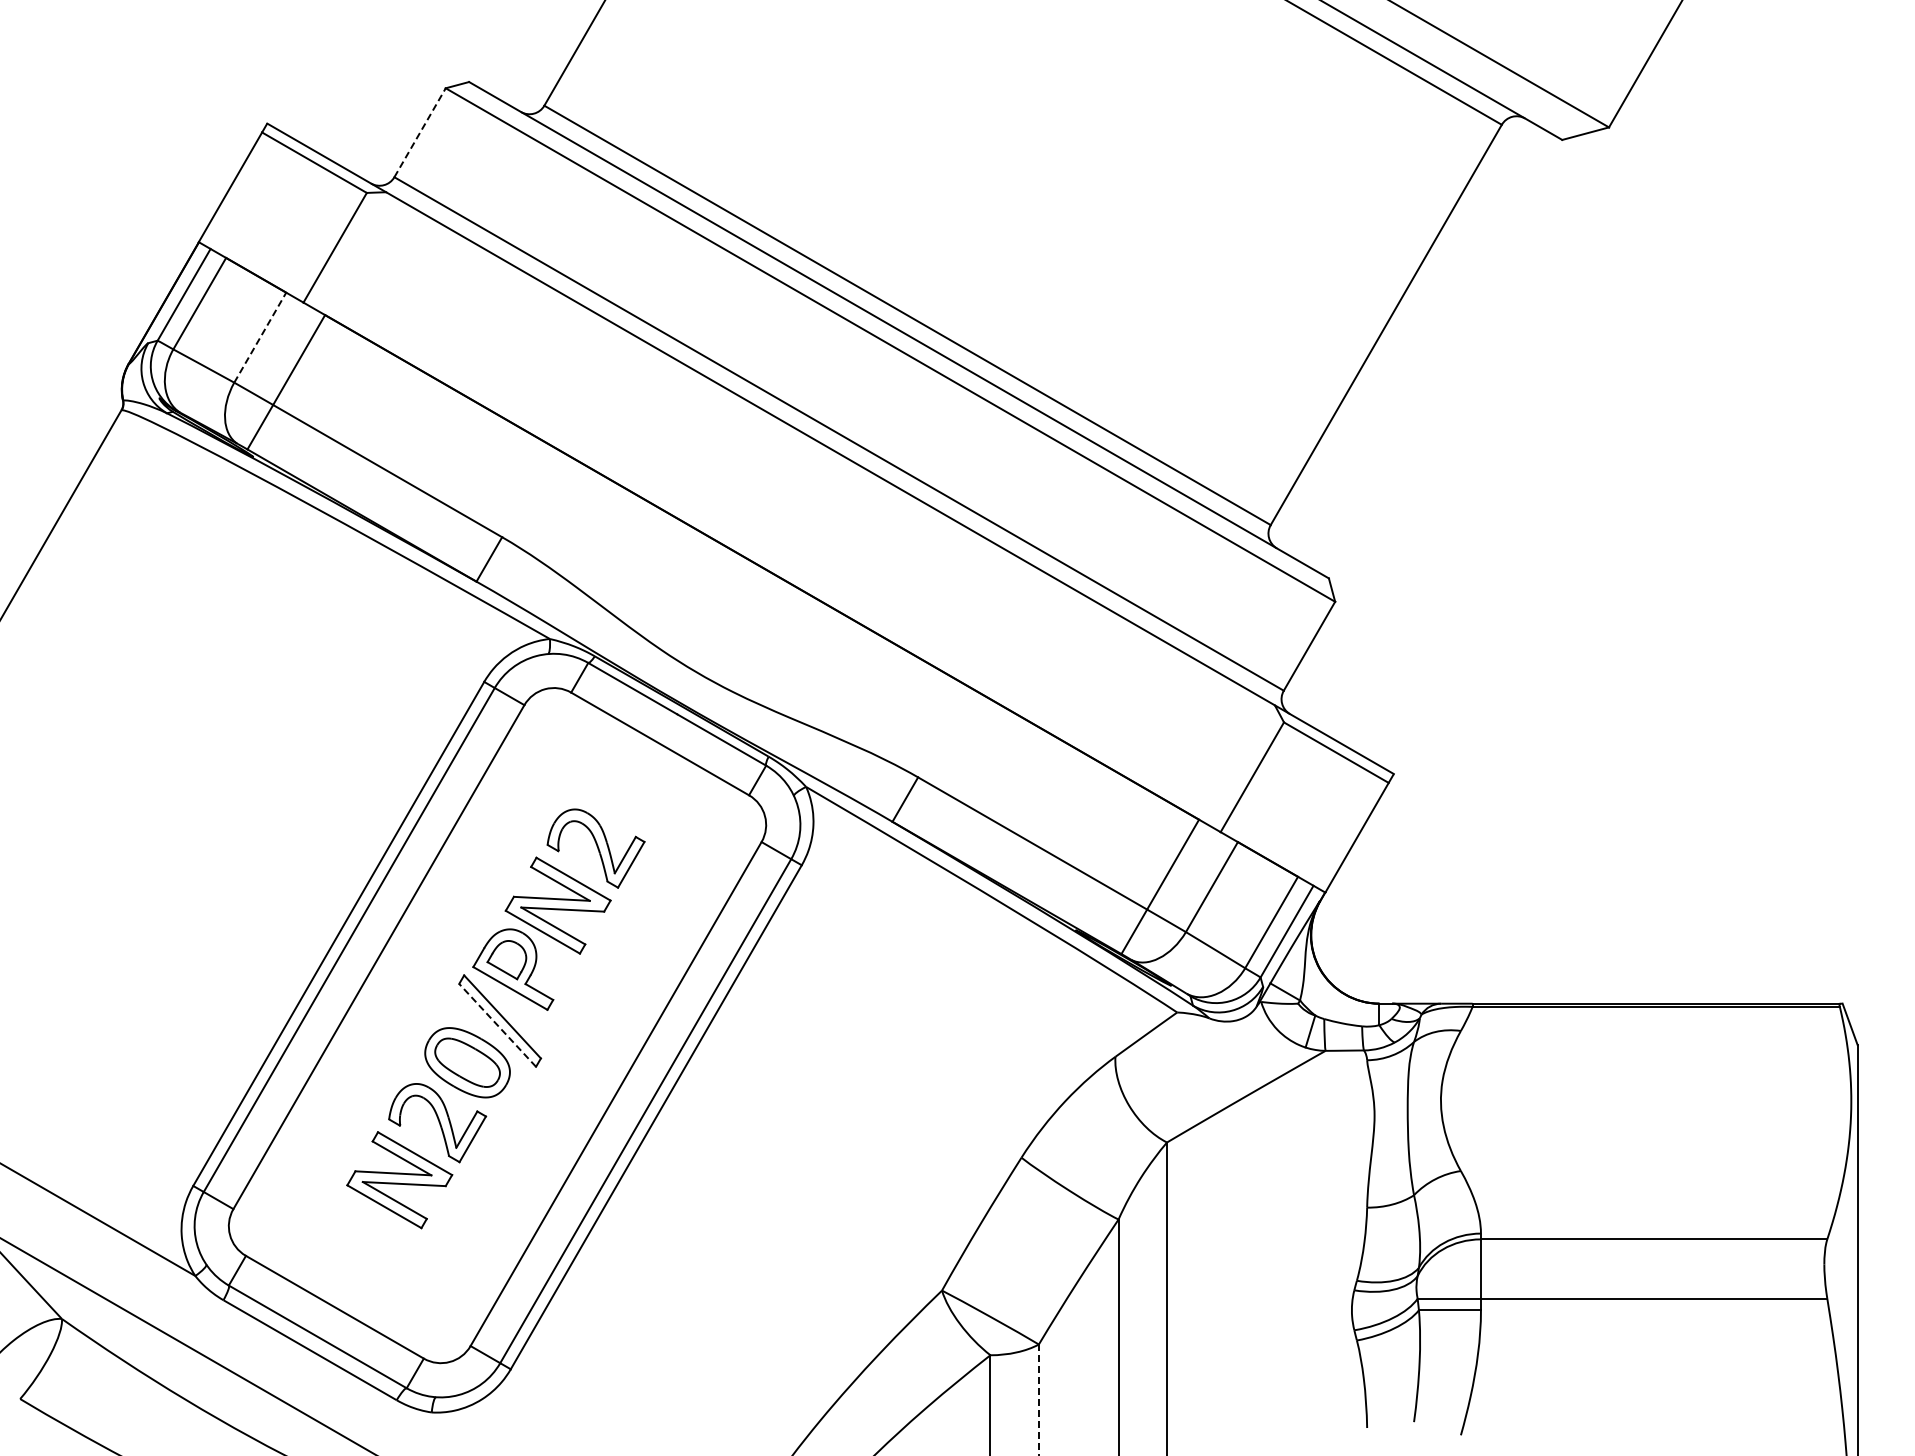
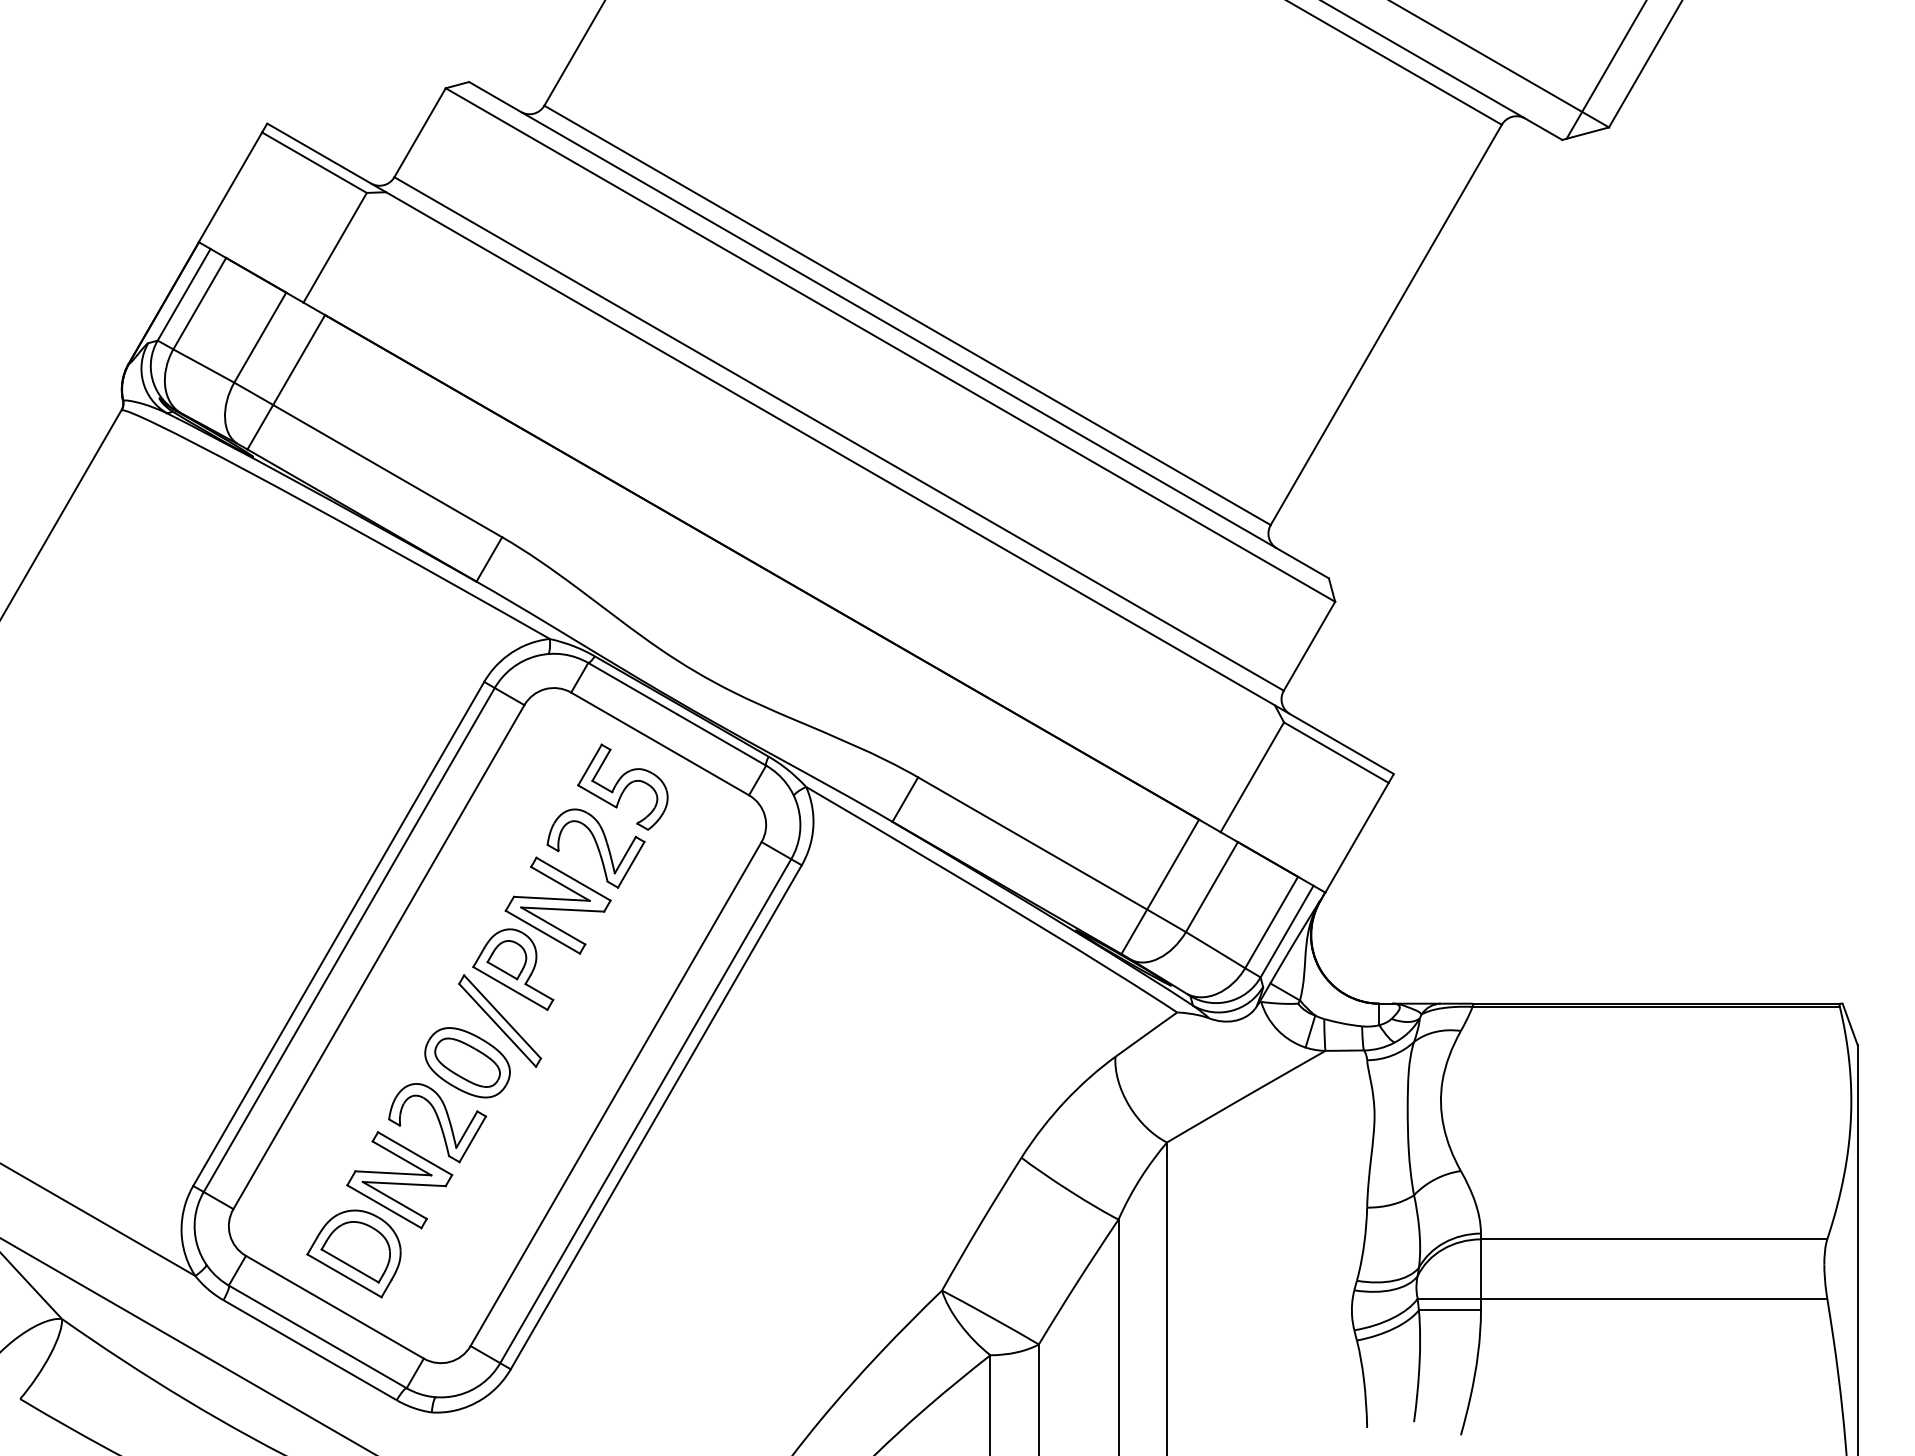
line: none -> present (1605, 70)
line: dashed -> solid (420, 132)
line: dashed -> solid (260, 337)
part: none -> present (622, 786)
line: dashed -> solid (497, 1025)
part: none -> present (353, 1253)
line: dashed -> solid (1038, 1400)
